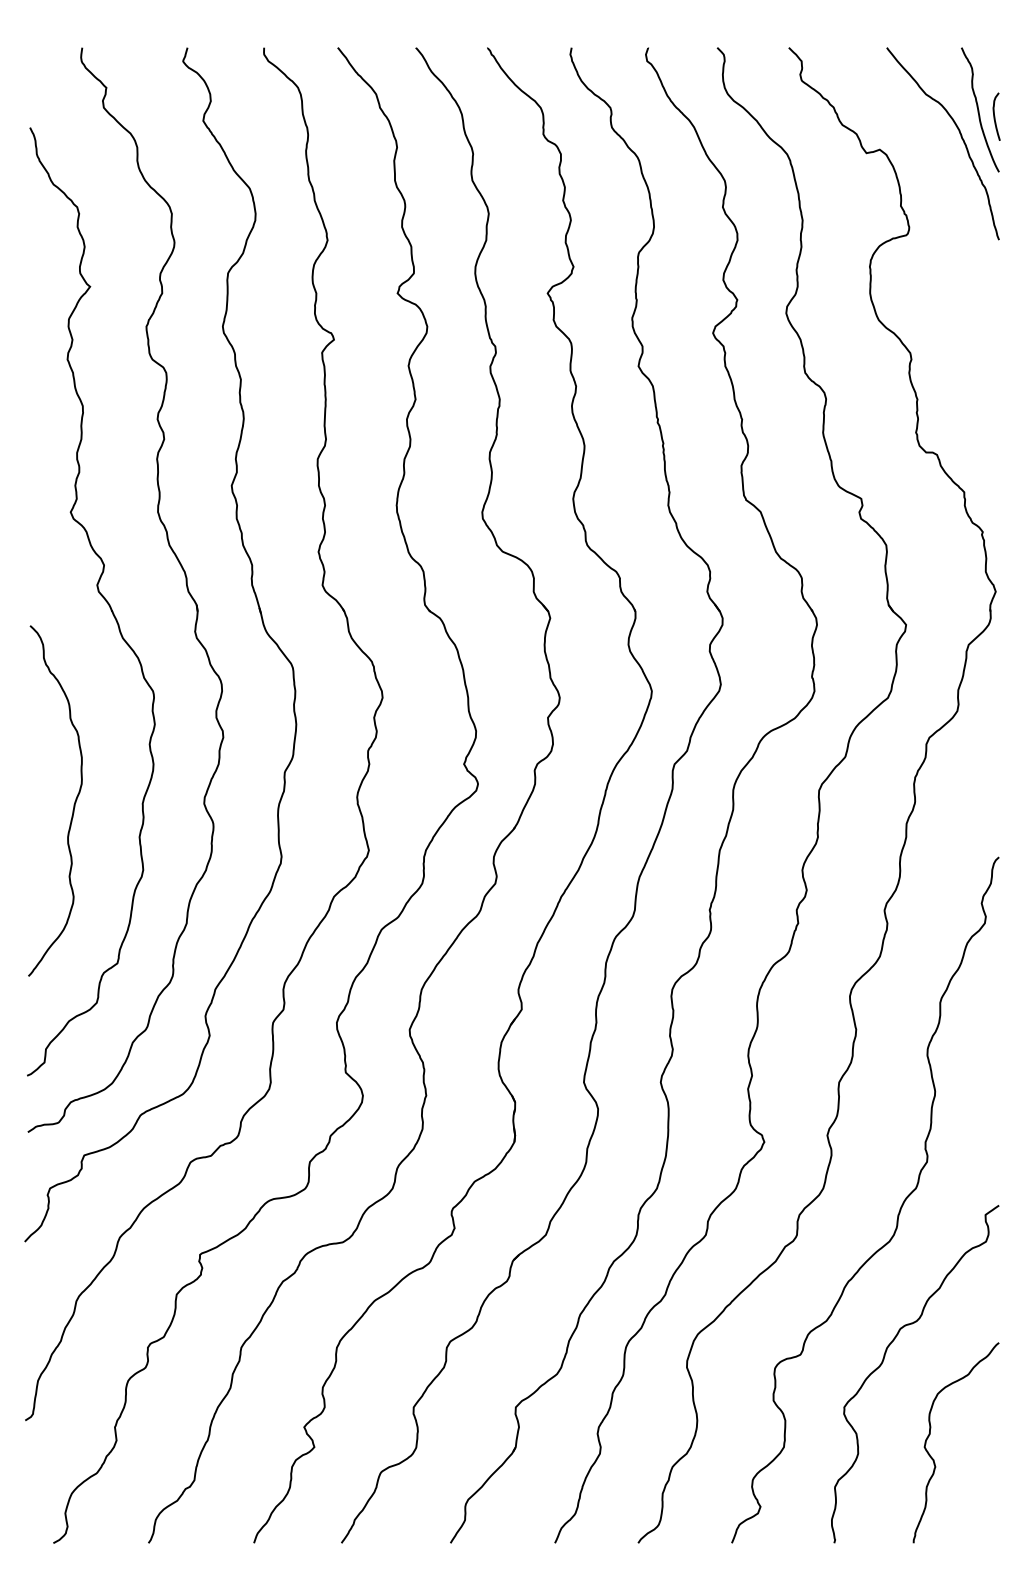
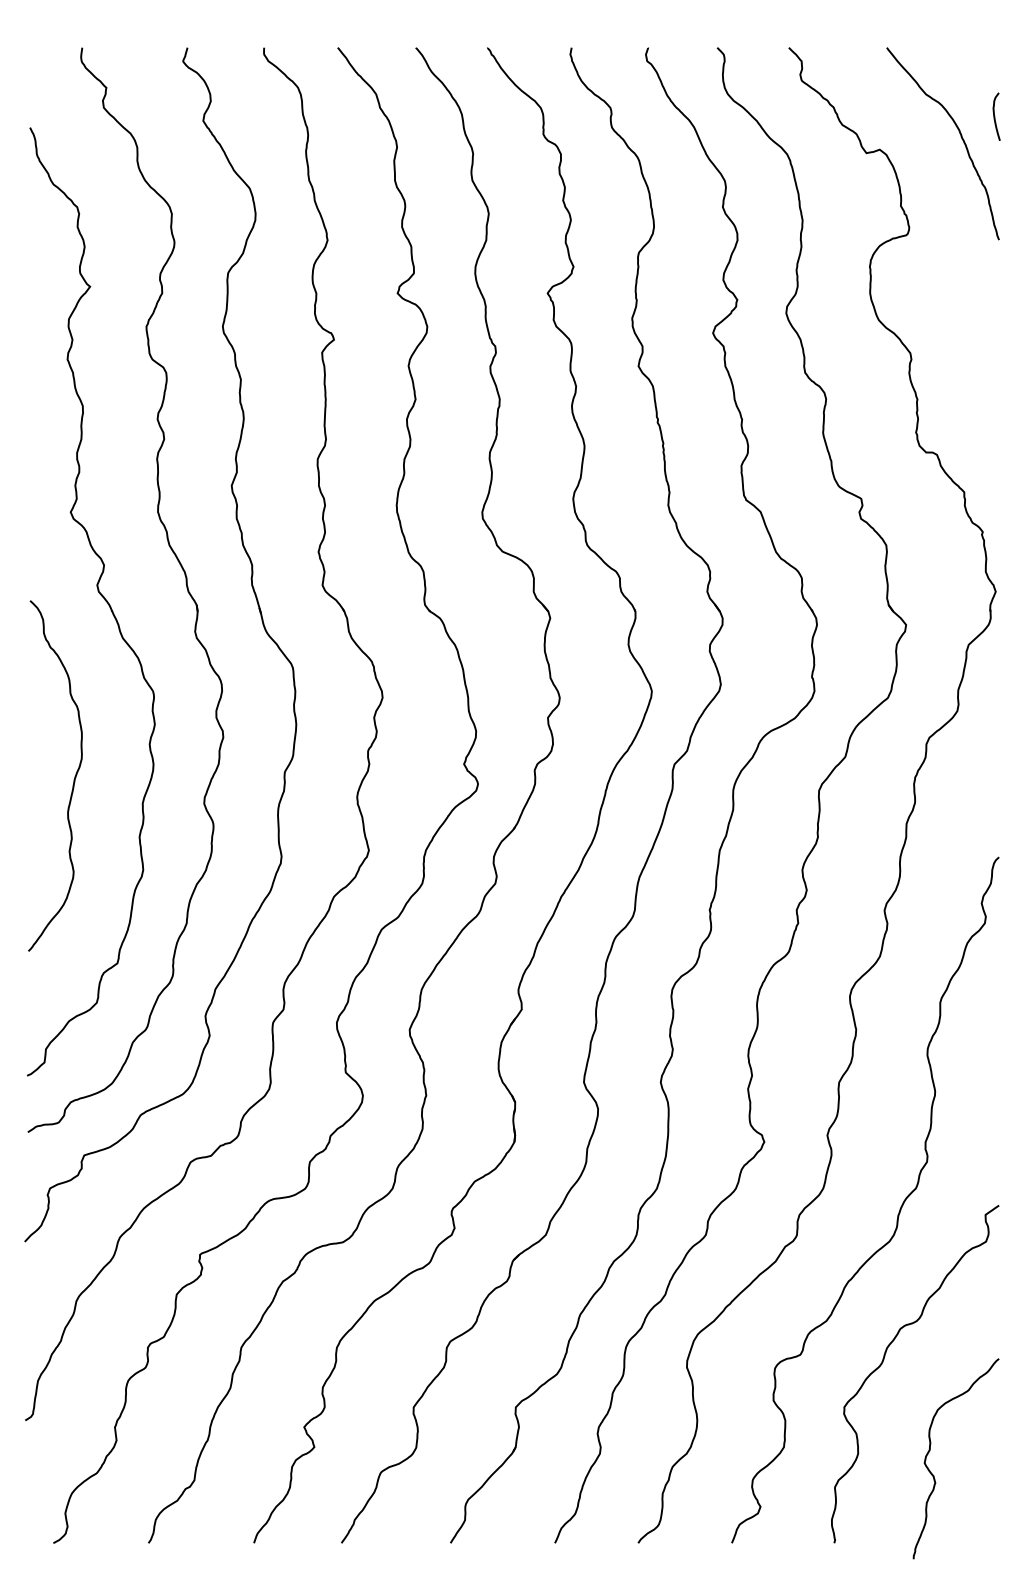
curve: present -> none (979, 109)
curve position: (73, 804) -> (73, 779) (73, 779)
curve position: (930, 1434) -> (930, 1450) (930, 1450)
